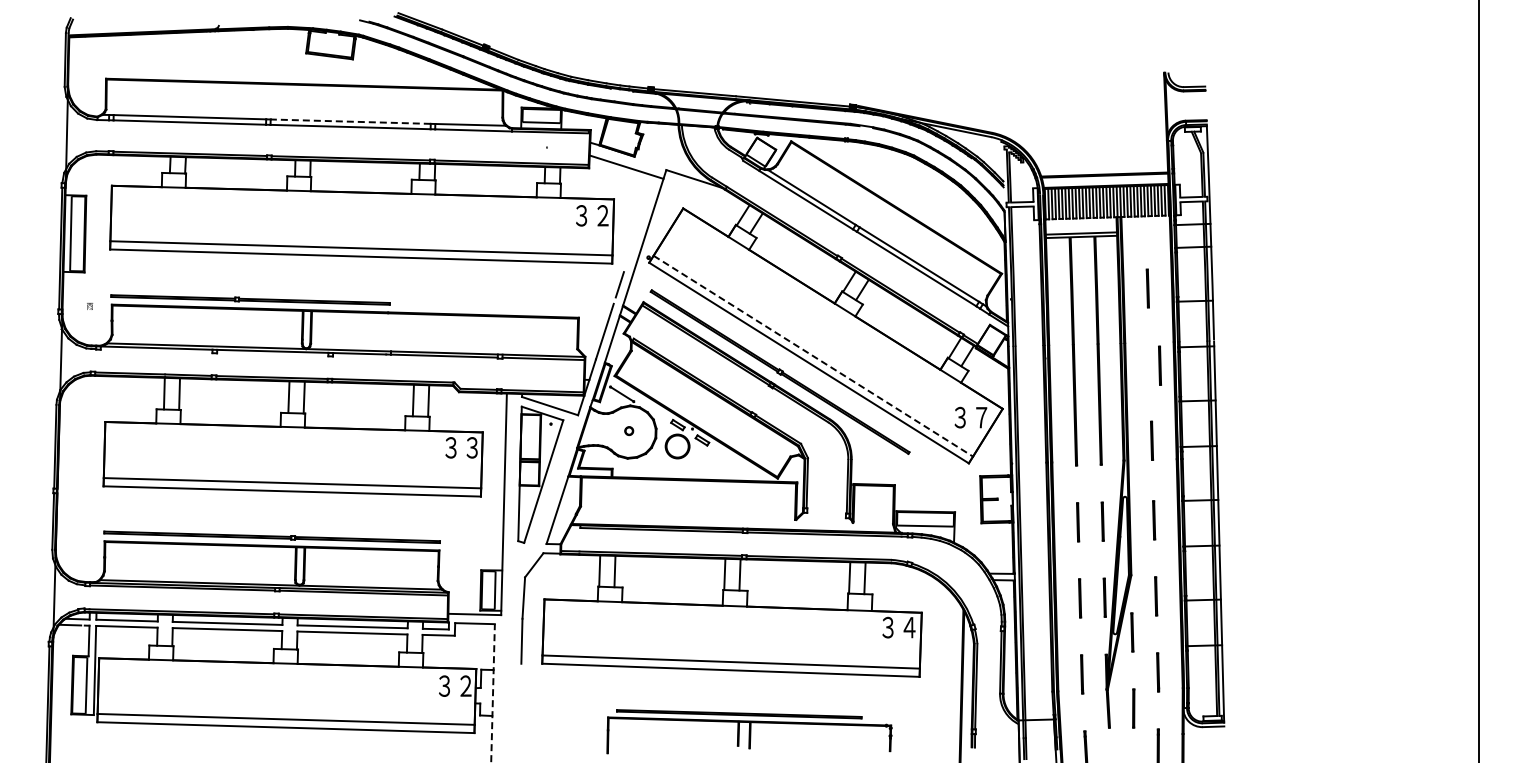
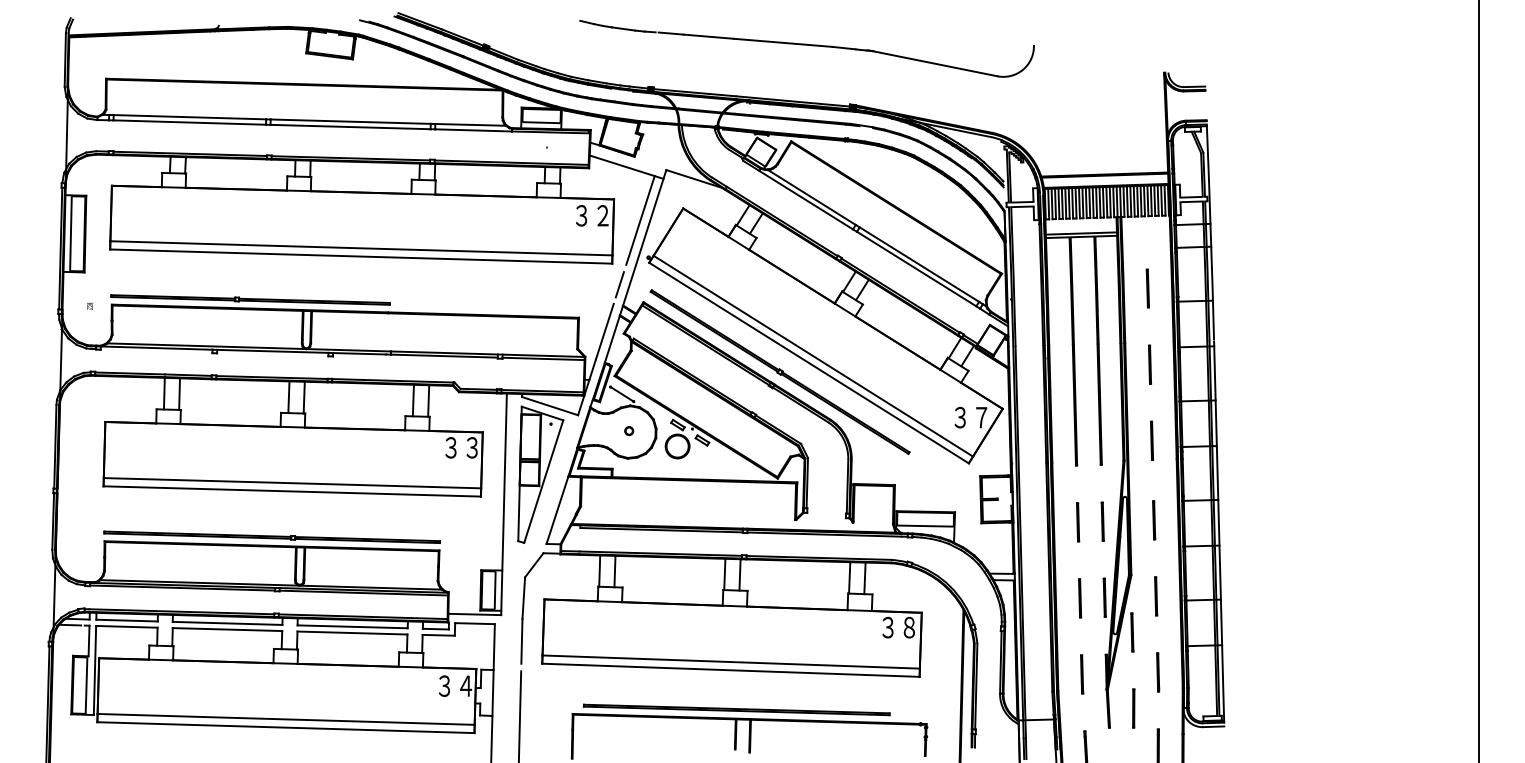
part: none -> present (806, 48)
line: dashed -> solid (350, 121)
line: none -> present (640, 220)
line: dashed -> solid (813, 356)
line position: (1159, 365) -> (1149, 364) (1149, 364)
text: ３４ -> ３８ (909, 627)
text: ３２ -> ３４ (466, 685)
line: dashed -> solid (493, 692)
line: none -> present (519, 715)
part size: 287x46 px -> 359x57 px (749, 731)
